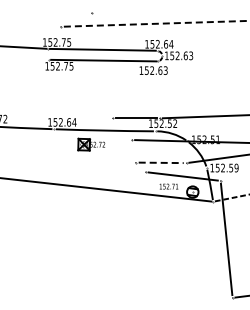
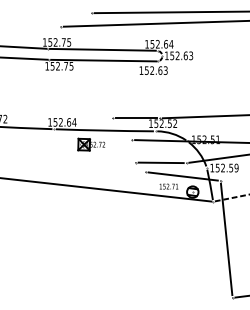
line: none -> present (170, 12)
line: dashed -> solid (156, 23)
line: none -> present (24, 58)
line: dashed -> solid (161, 162)
